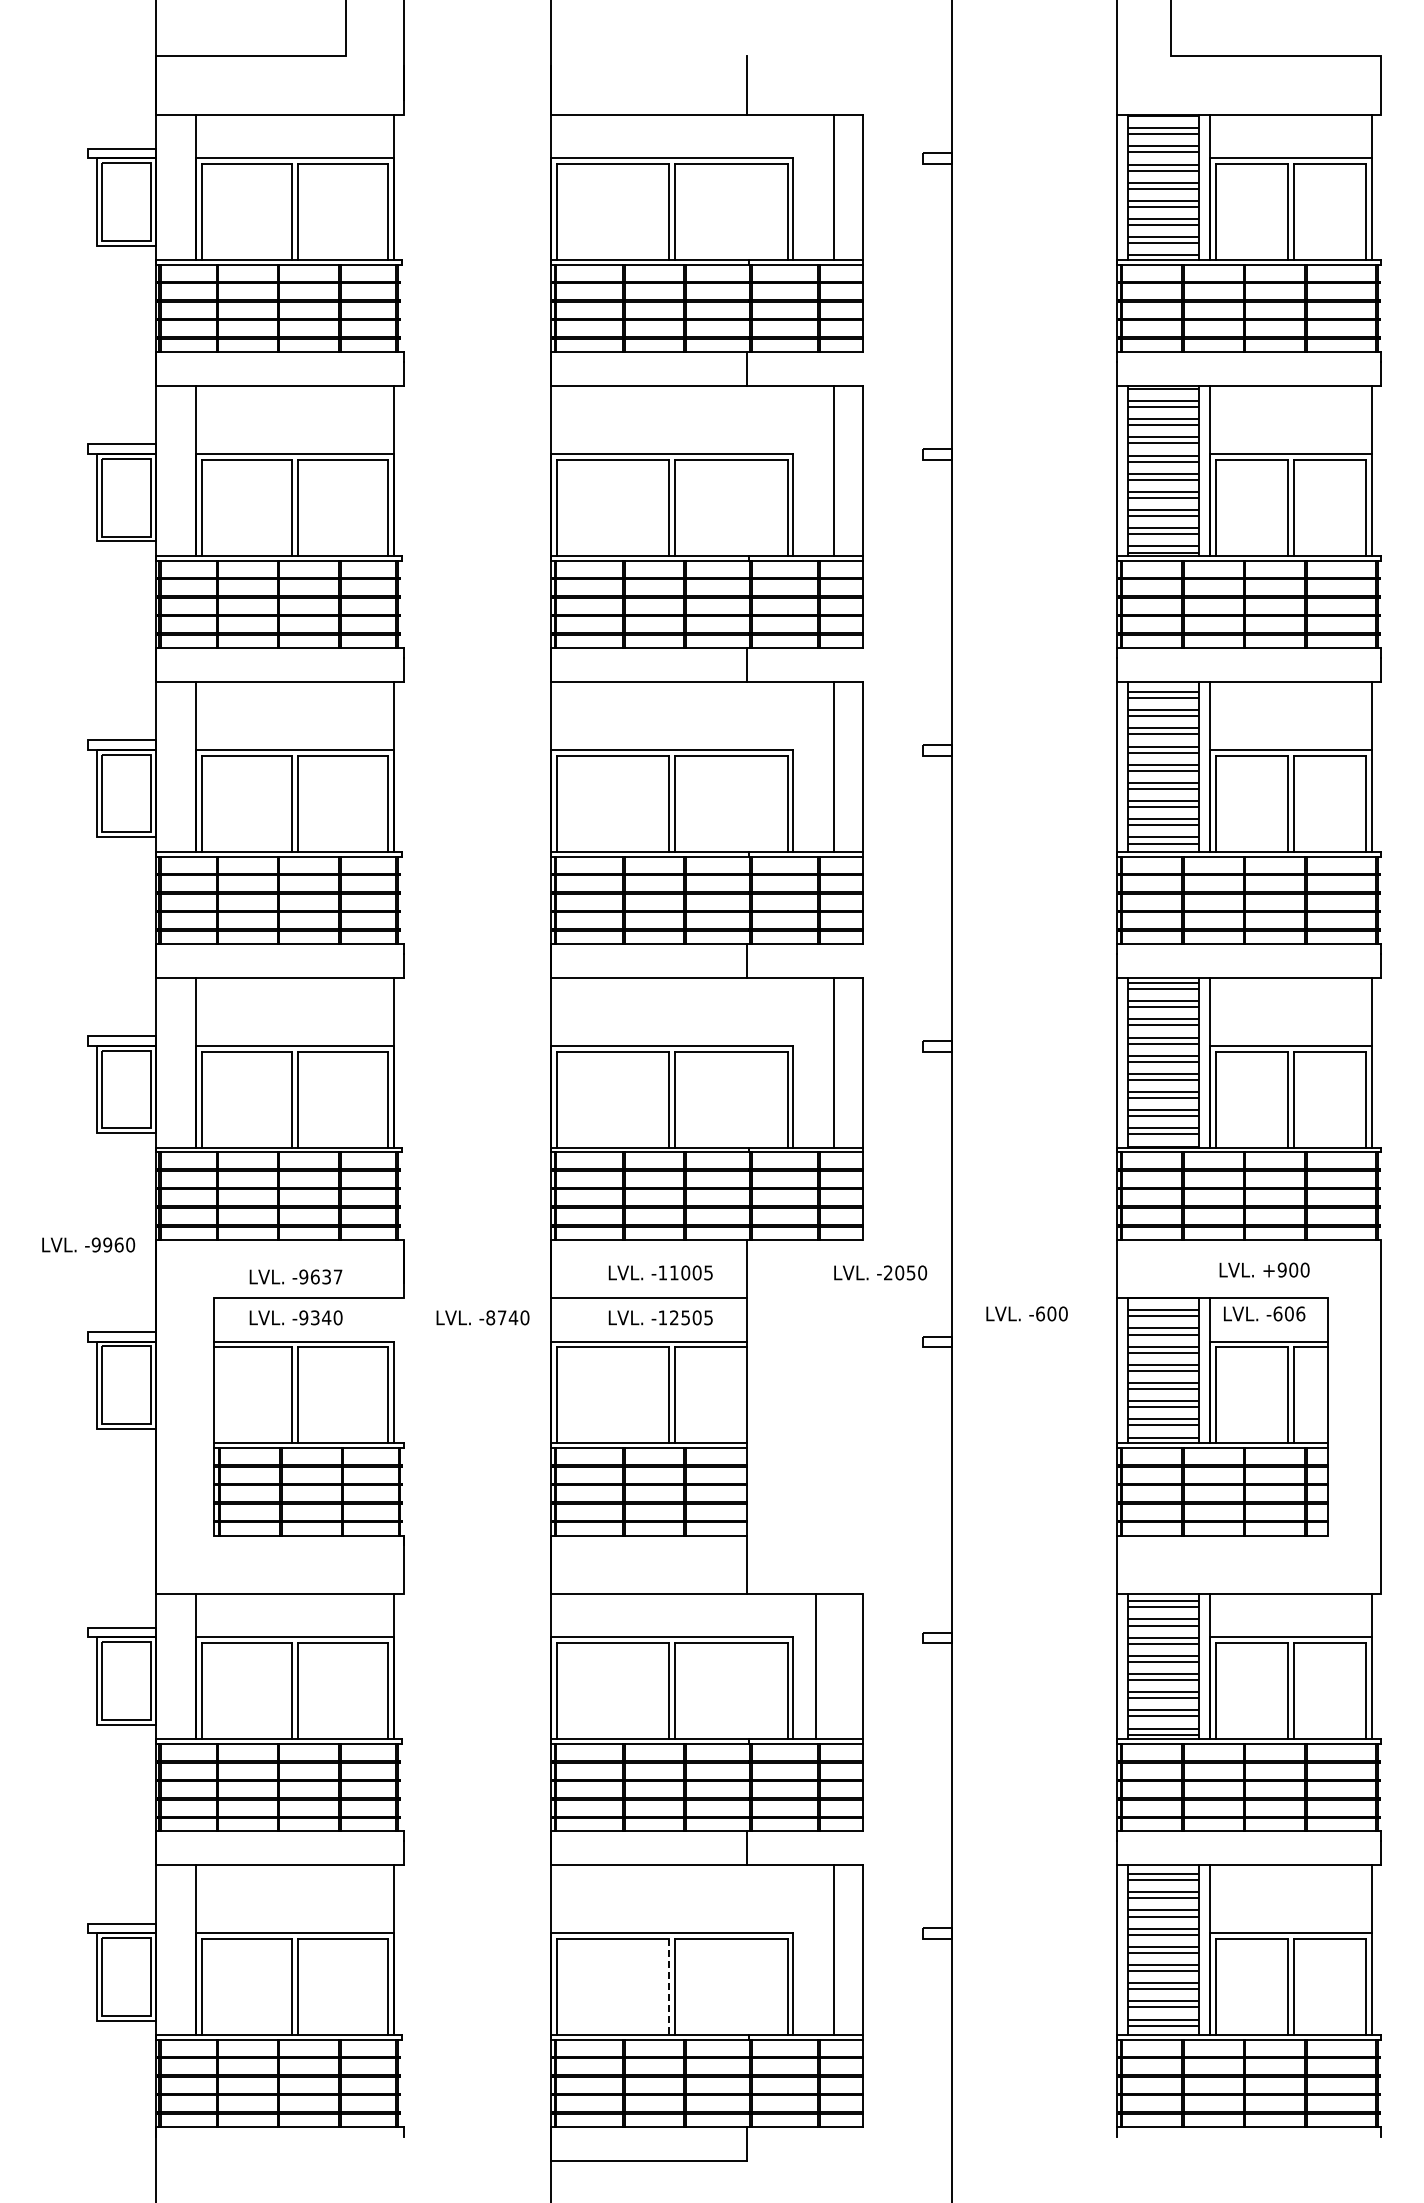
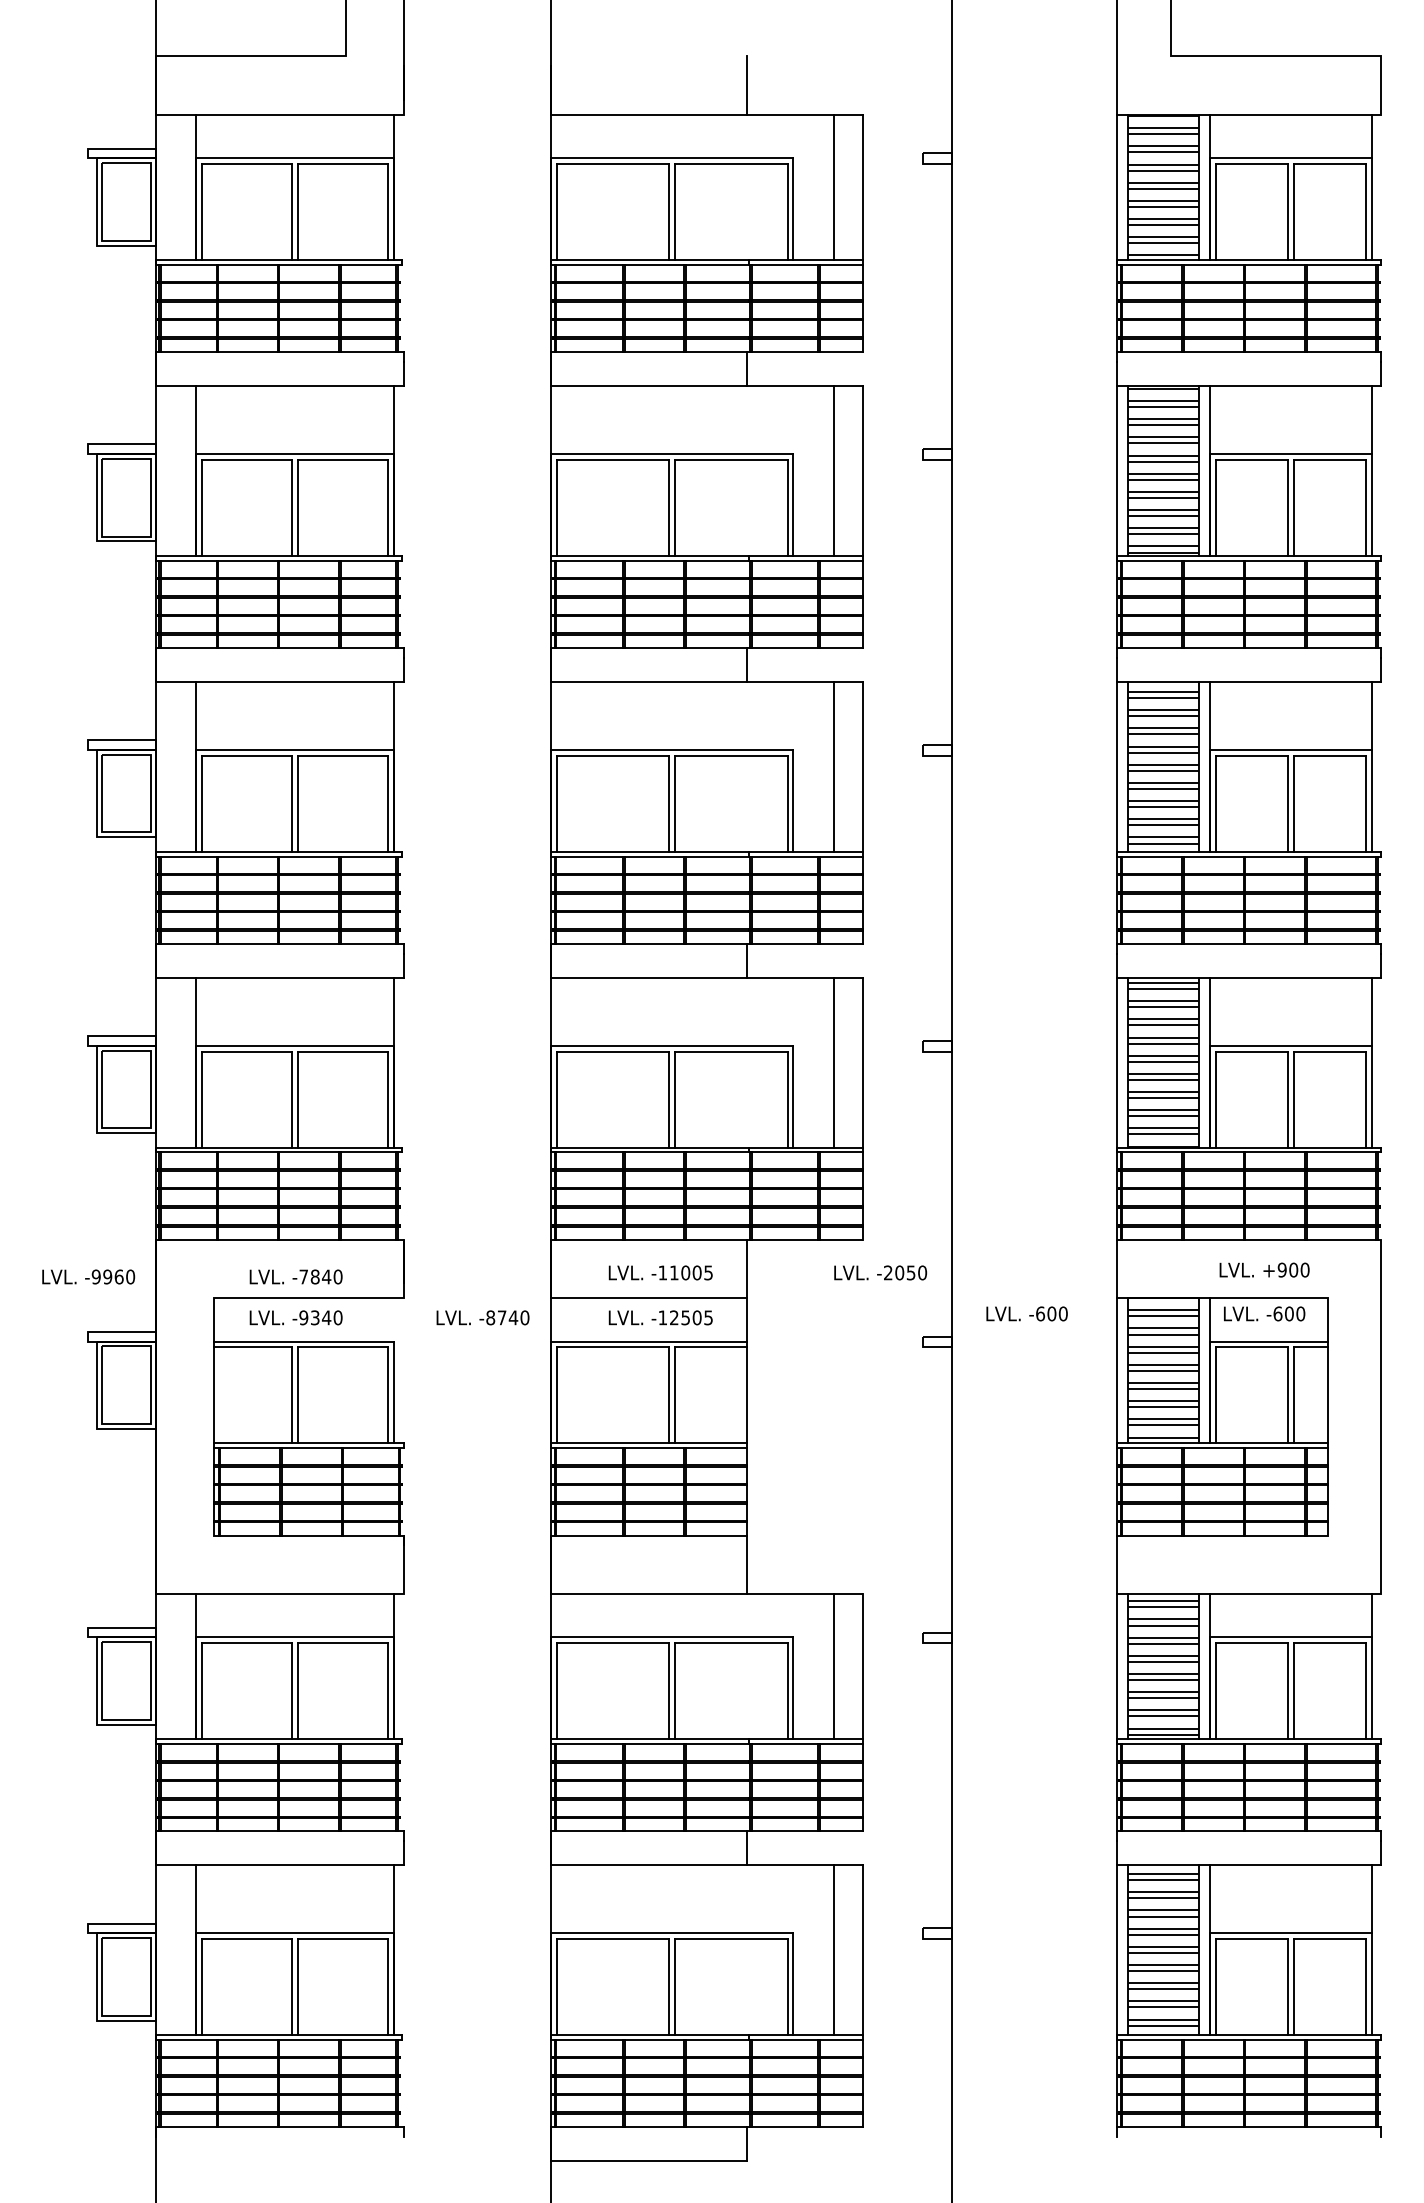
text position: (88, 1244) -> (88, 1276) (88, 1276)
text: -9637 -> -7840 (320, 1276)
text: -606 -> -600 (1300, 1313)
line position: (815, 1666) -> (833, 1666) (833, 1666)
line: dashed -> solid (668, 1987)
